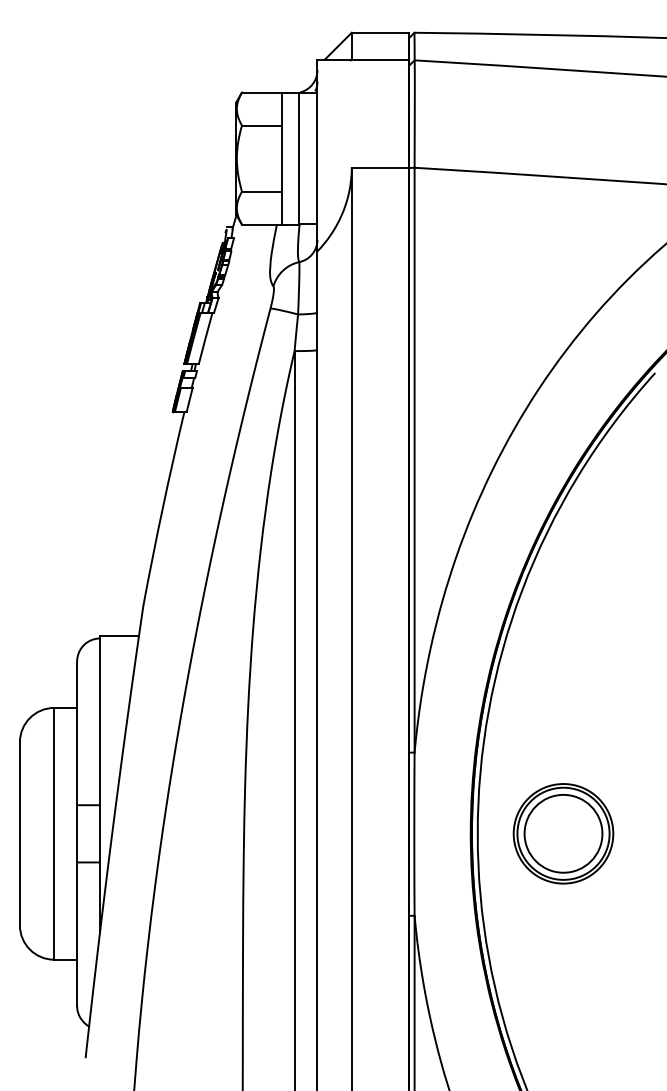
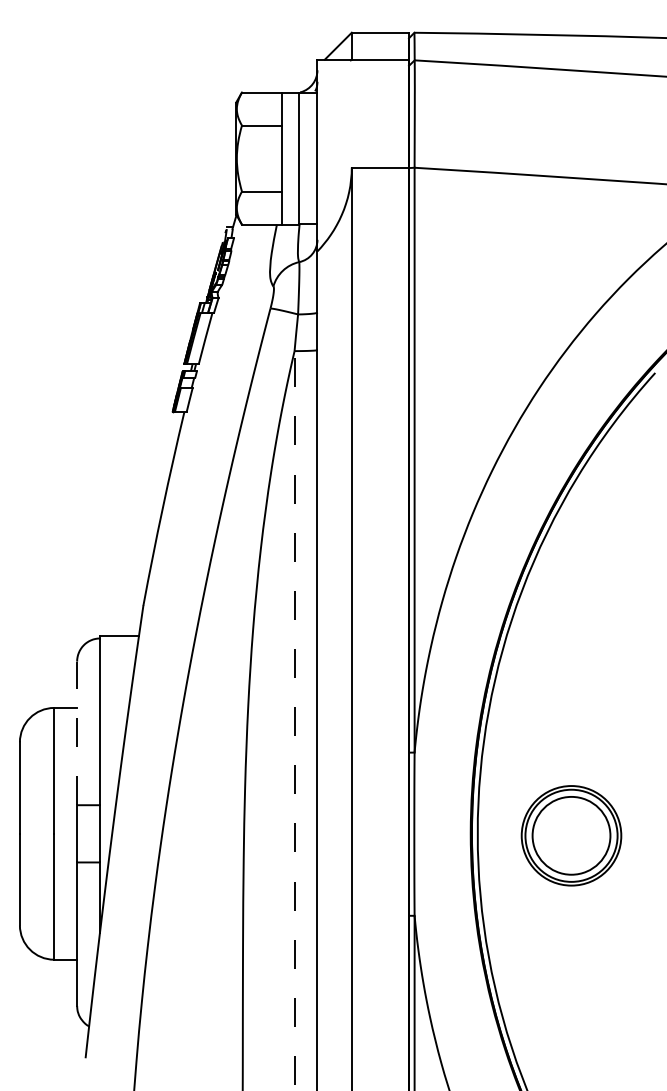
line: solid -> dashed (294, 720)
line: solid -> dashed (77, 733)
part position: (563, 833) -> (571, 835) (571, 835)
